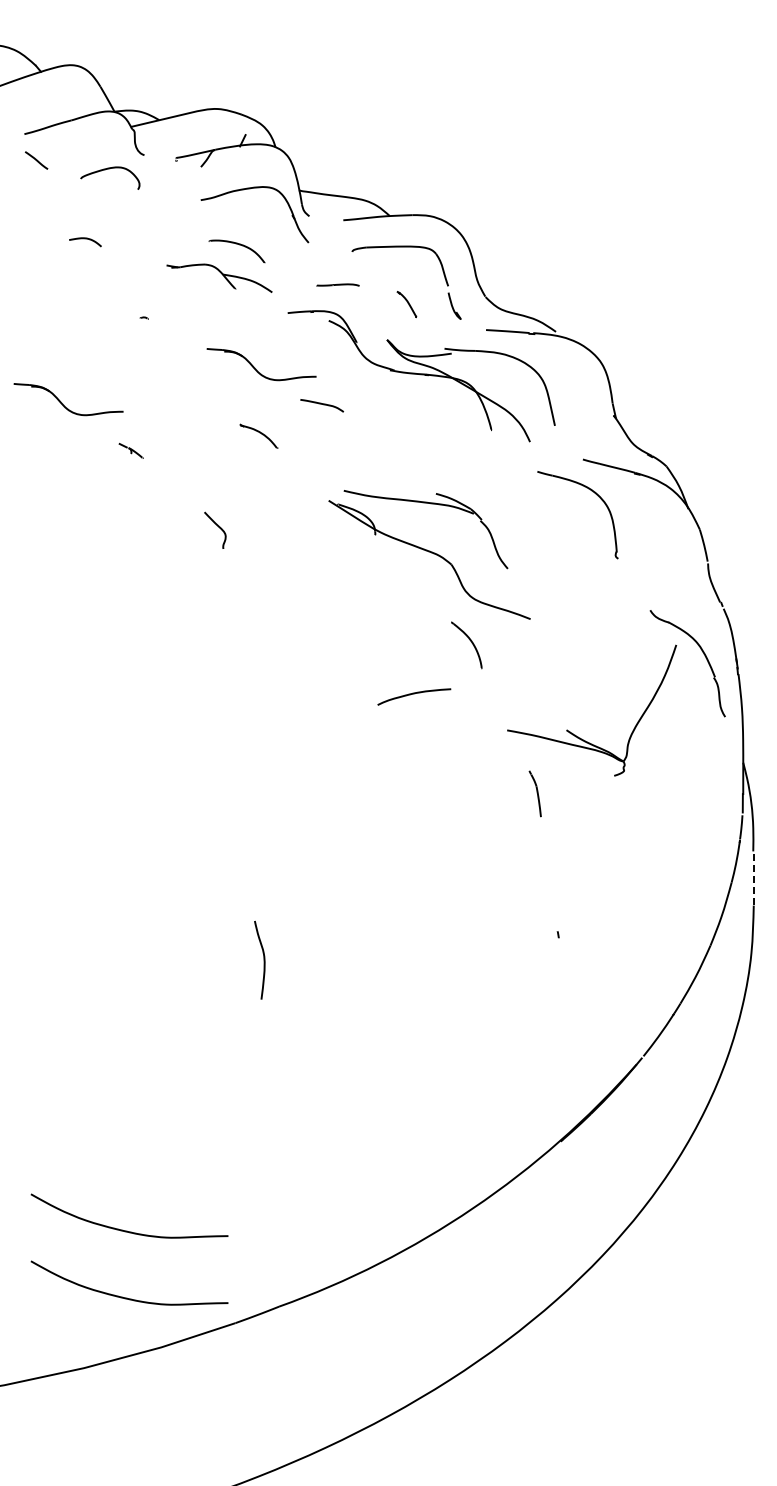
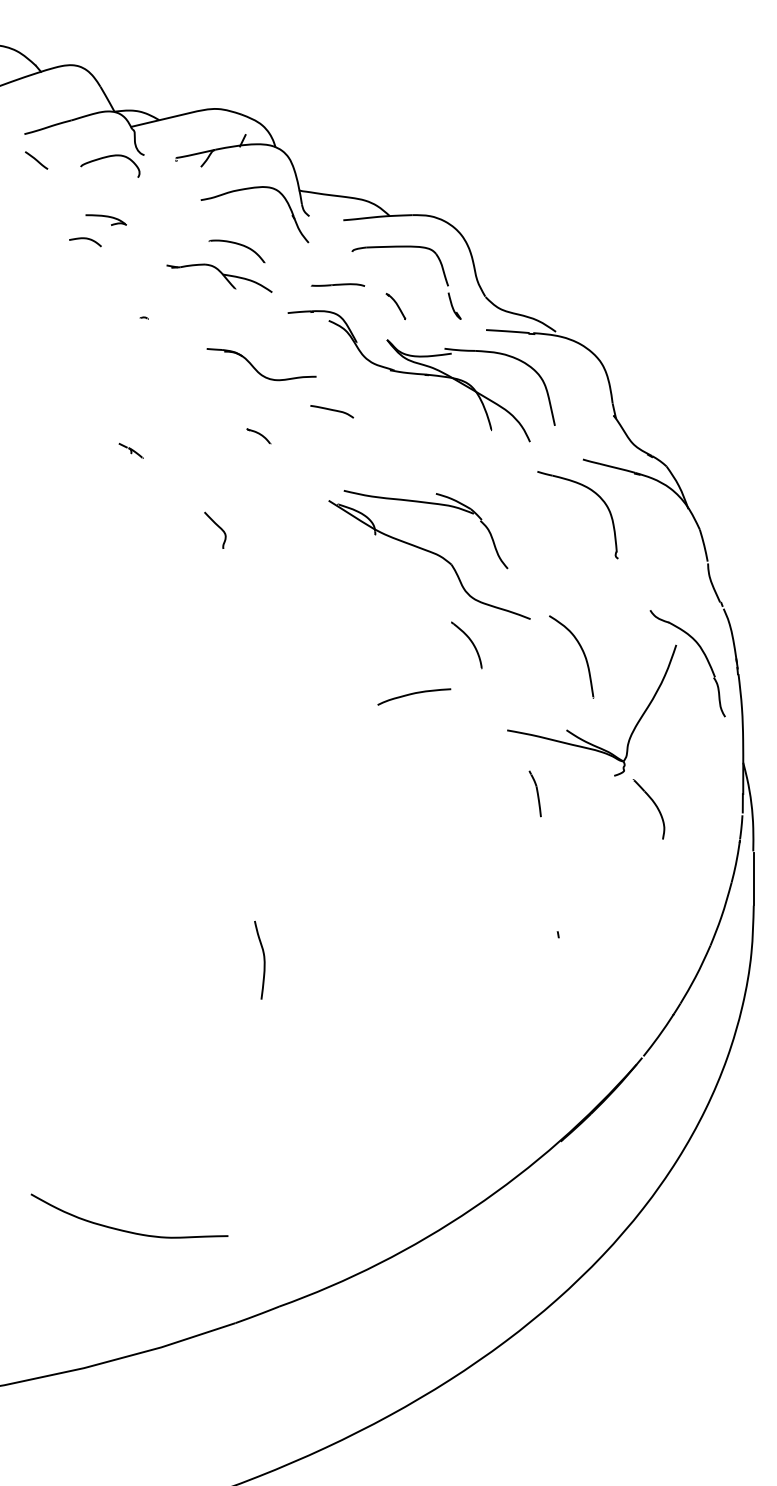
curve position: (109, 169) -> (109, 157) (109, 157)
part: none -> present (105, 219)
part size: 44x4 px -> 56x4 px (337, 284)
part position: (406, 304) -> (395, 306) (395, 306)
part: present -> none (62, 402)
curve position: (322, 404) -> (332, 410) (332, 410)
part size: 40x26 px -> 26x17 px (258, 436)
curve: none -> present (581, 650)
part: none -> present (655, 806)
line: dashed -> solid (754, 878)
curve: present -> none (127, 1297)
